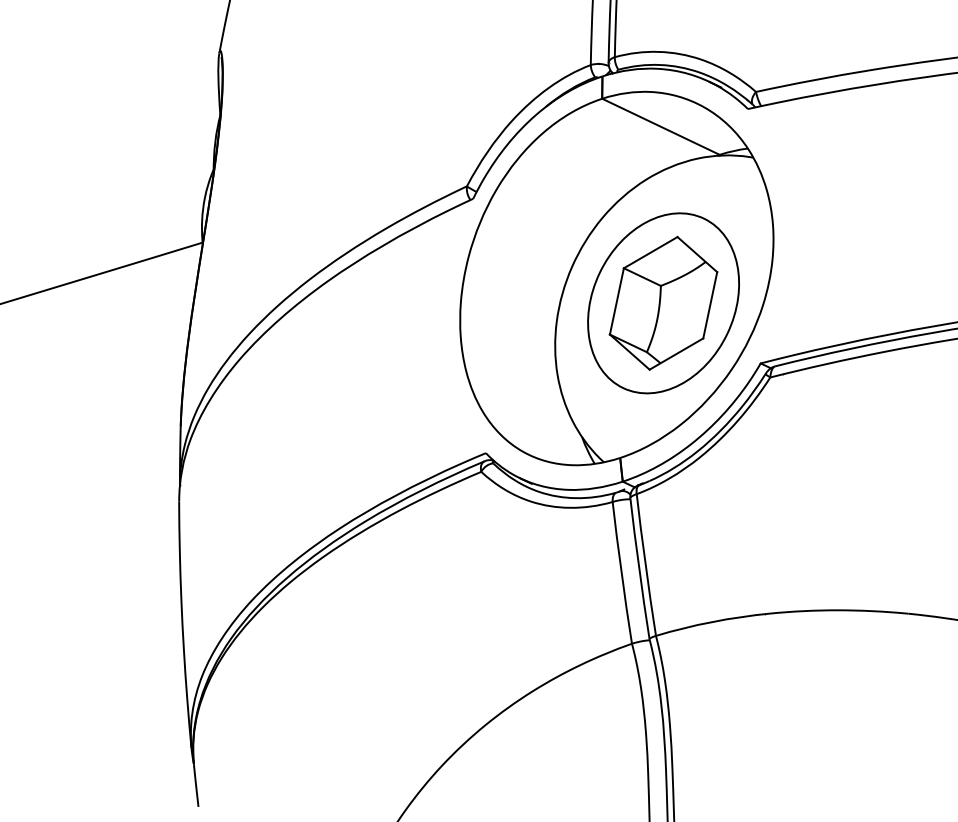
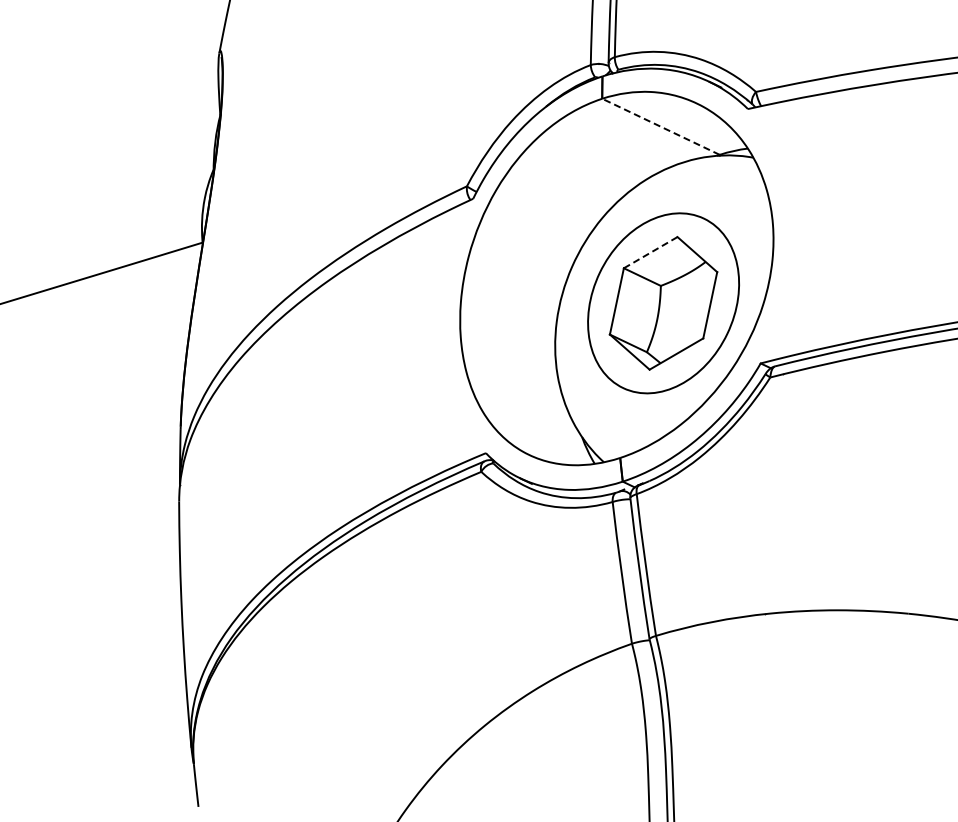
line: solid -> dashed (660, 126)
line: solid -> dashed (651, 252)
